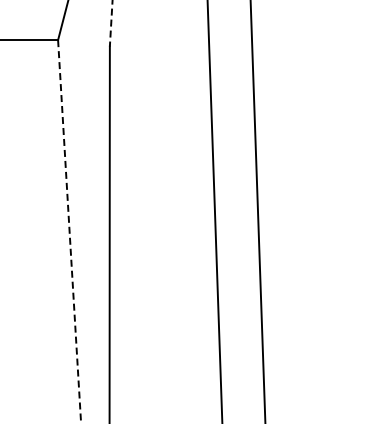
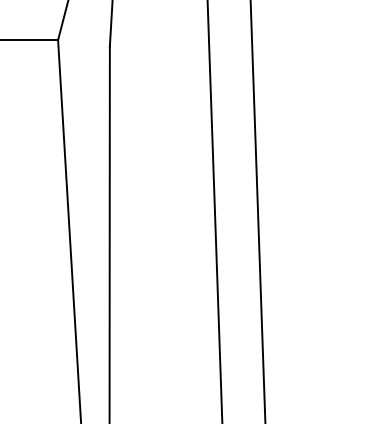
line: dashed -> solid (111, 23)
line: dashed -> solid (69, 231)
